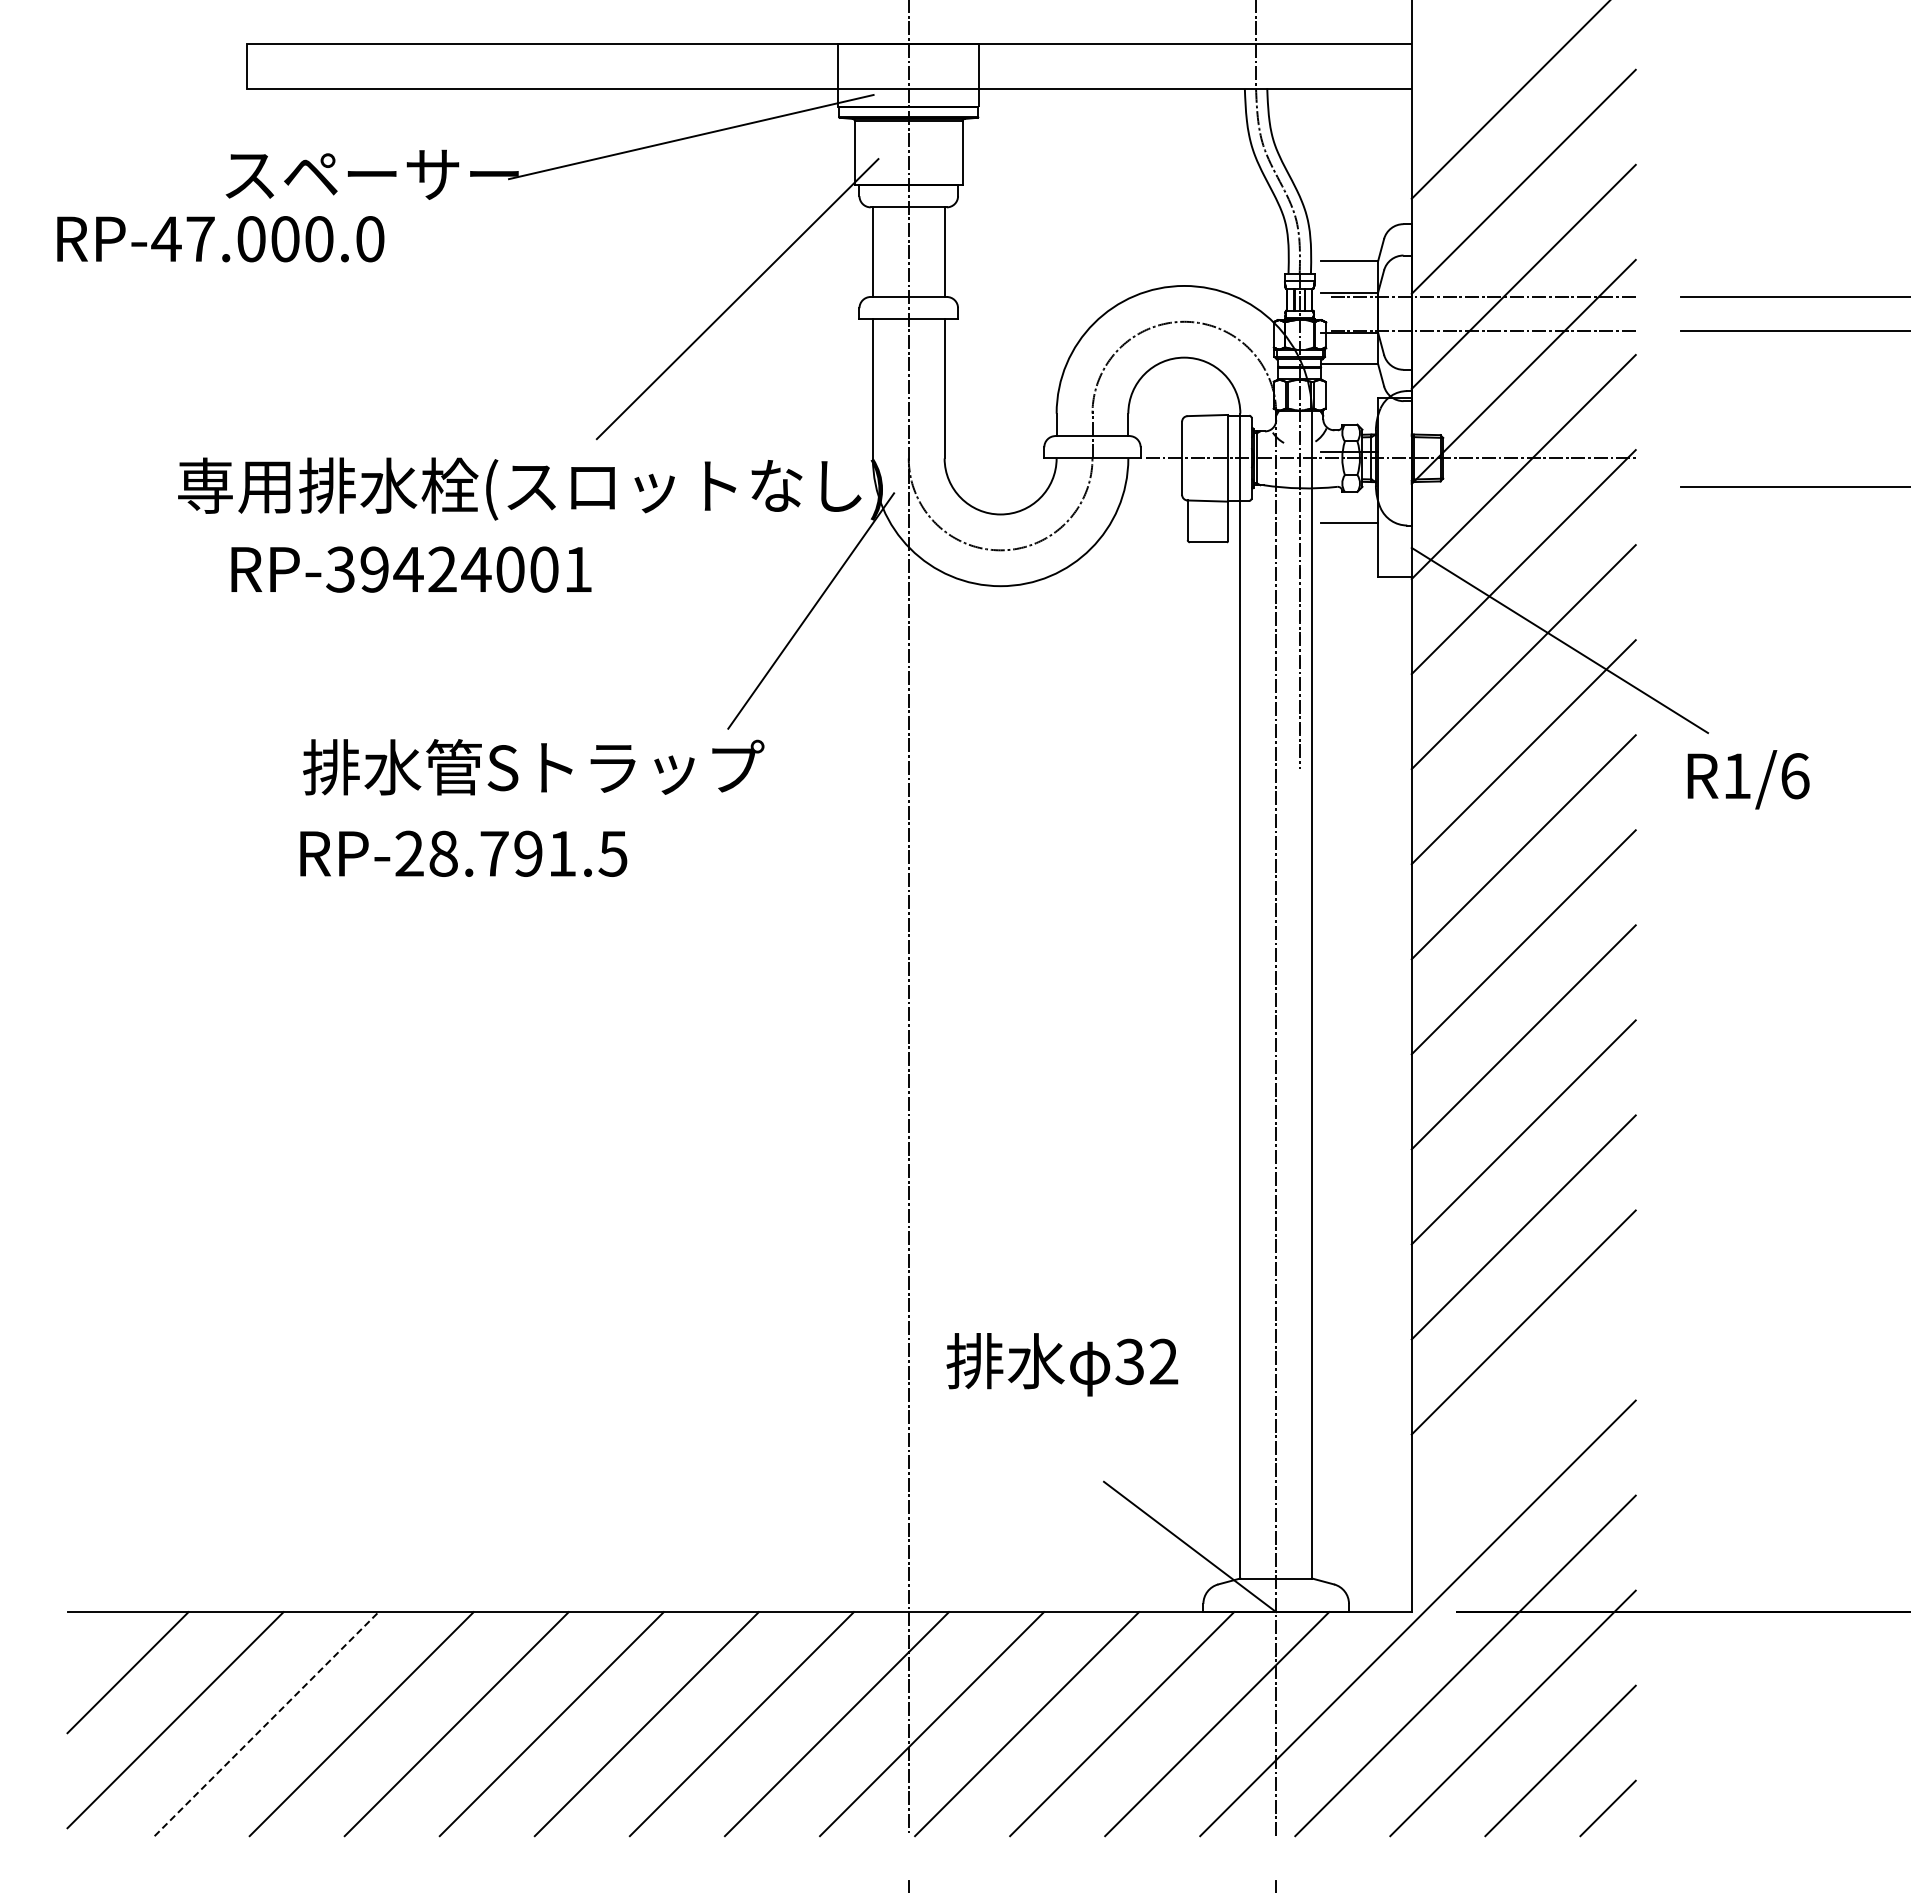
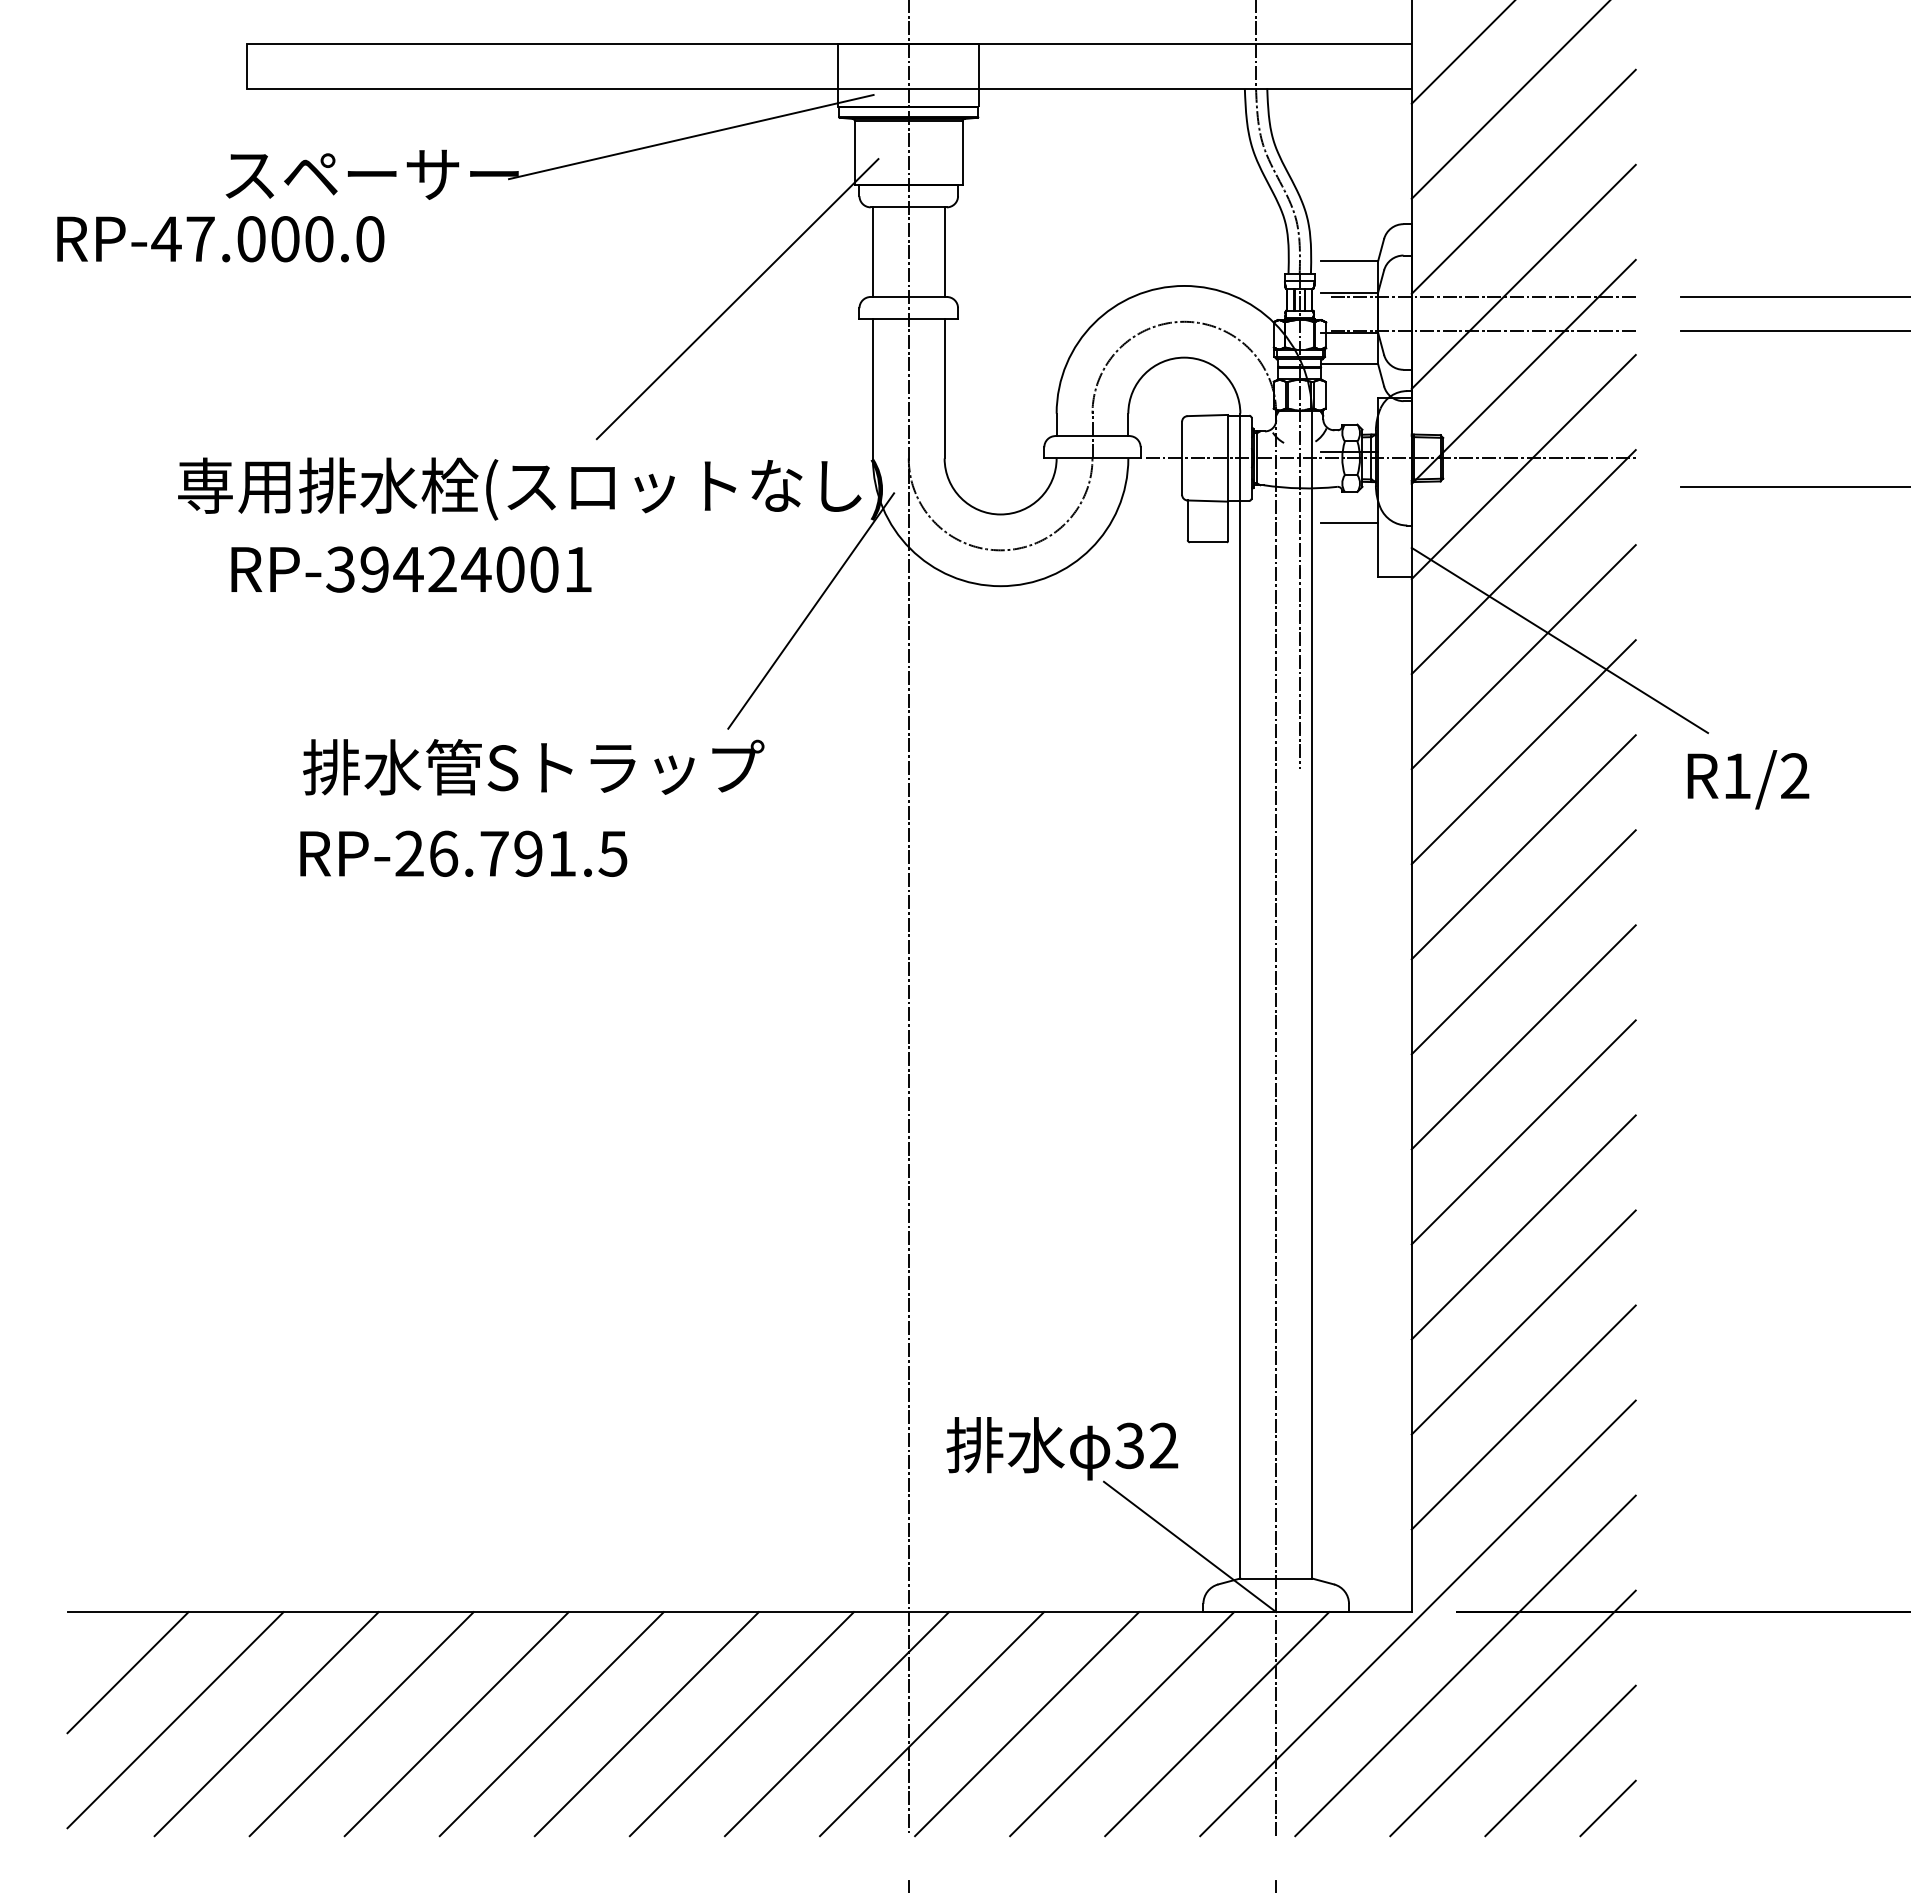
line: none -> present (1462, 52)
text: R1/6 -> R1/2 (1795, 776)
text: RP-28.791.5 -> RP-26.791.5 (443, 853)
text position: (1062, 1364) -> (1062, 1448) (1062, 1448)
line: none -> present (1523, 1417)
line: dashed -> solid (267, 1723)
